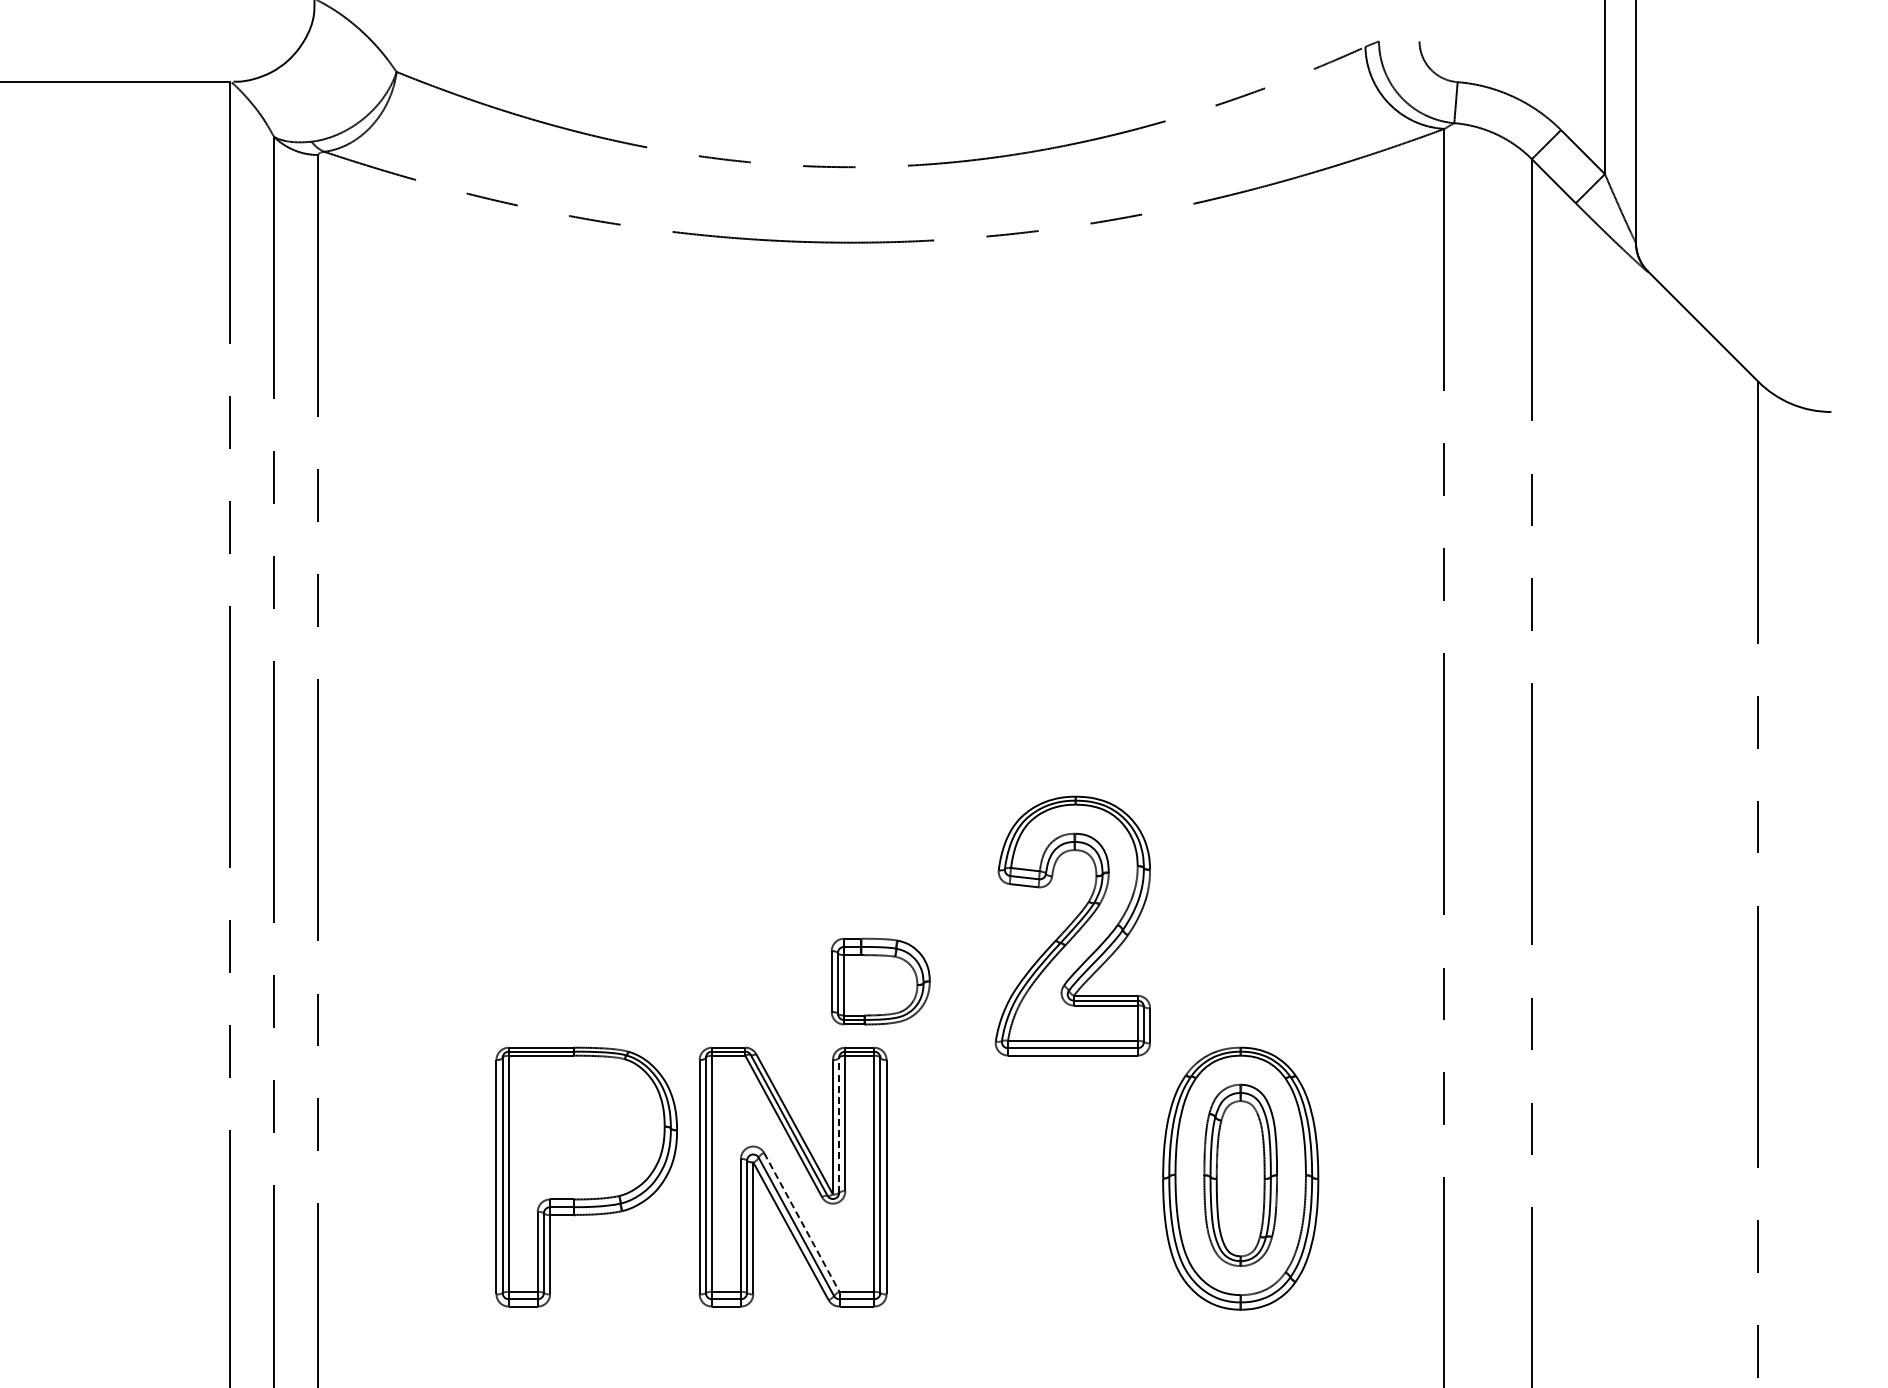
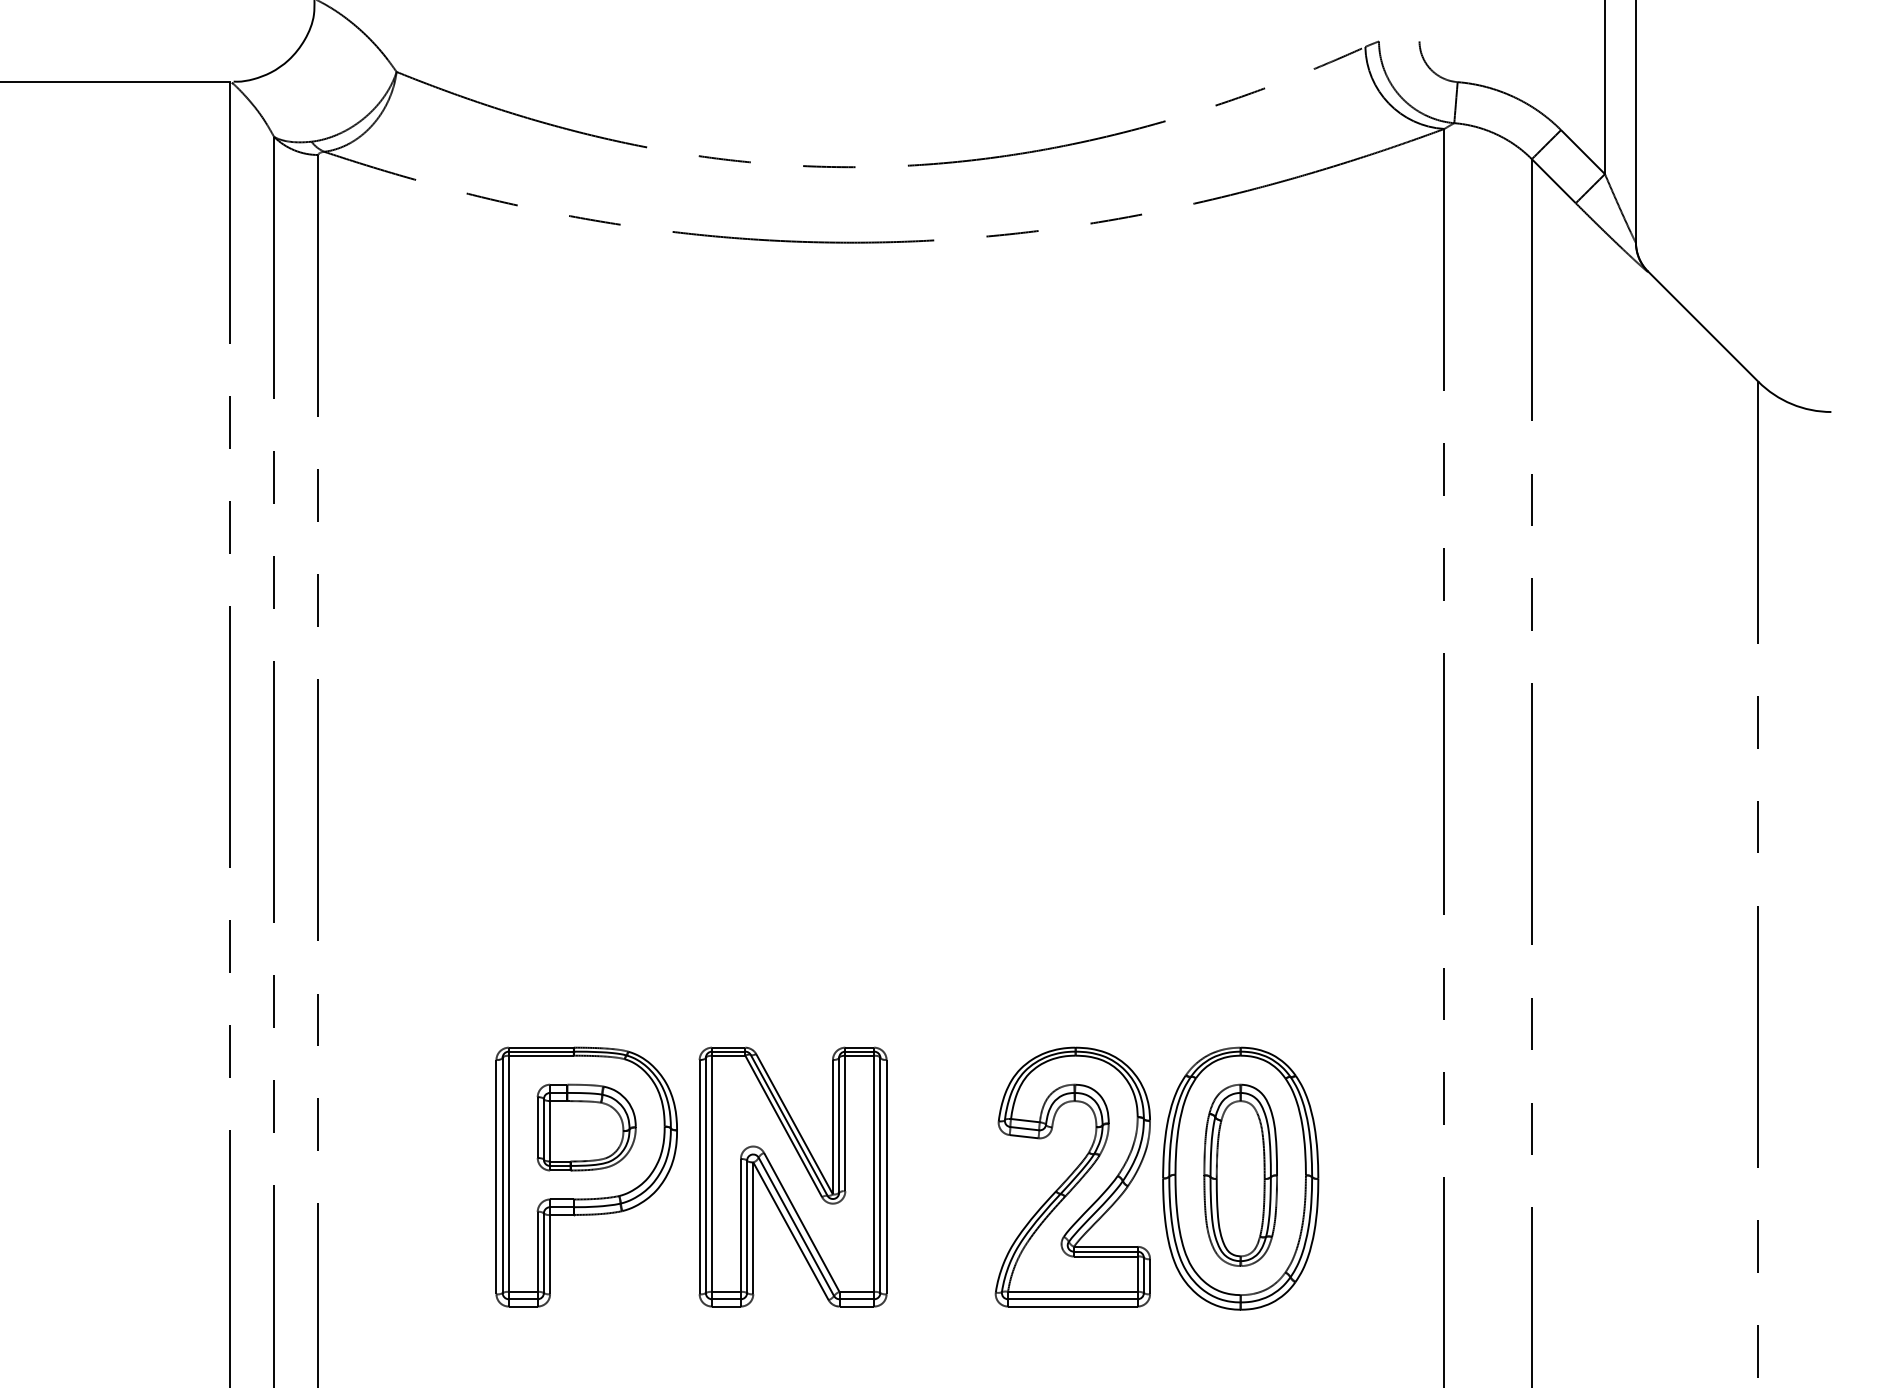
part position: (1072, 925) -> (1072, 1176) (1072, 1176)
part position: (880, 981) -> (586, 1127) (586, 1127)
line: dashed -> solid (839, 1124)
line: dashed -> solid (801, 1222)
